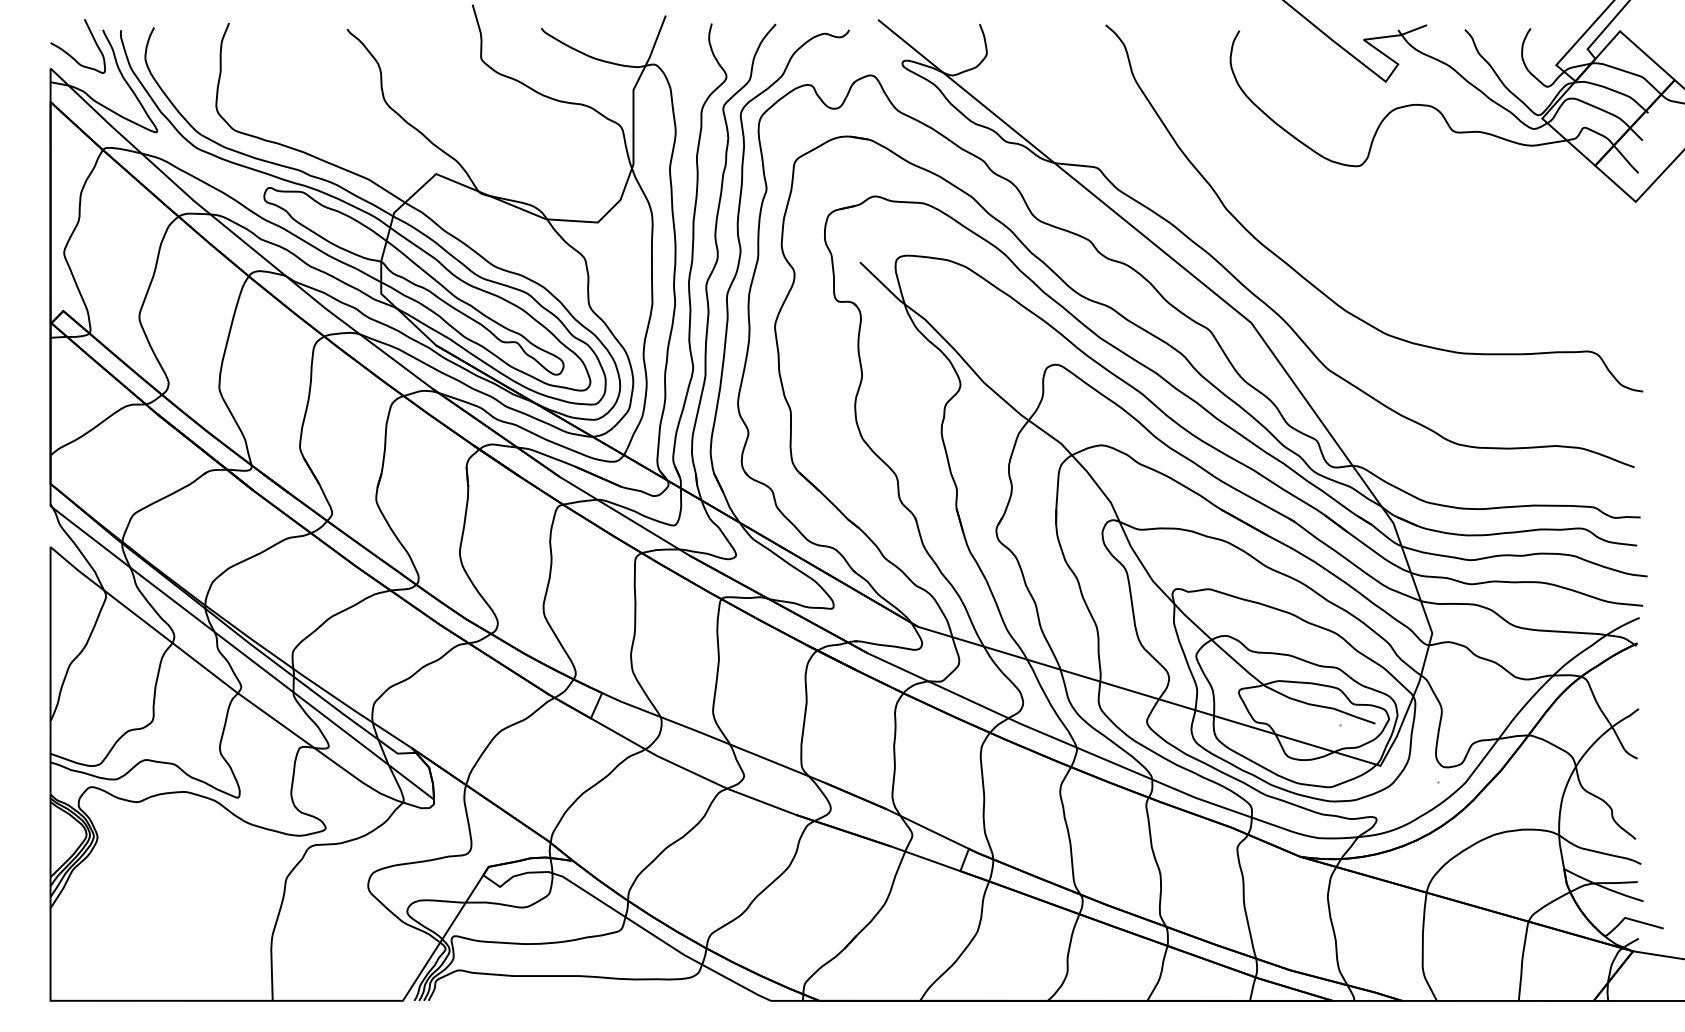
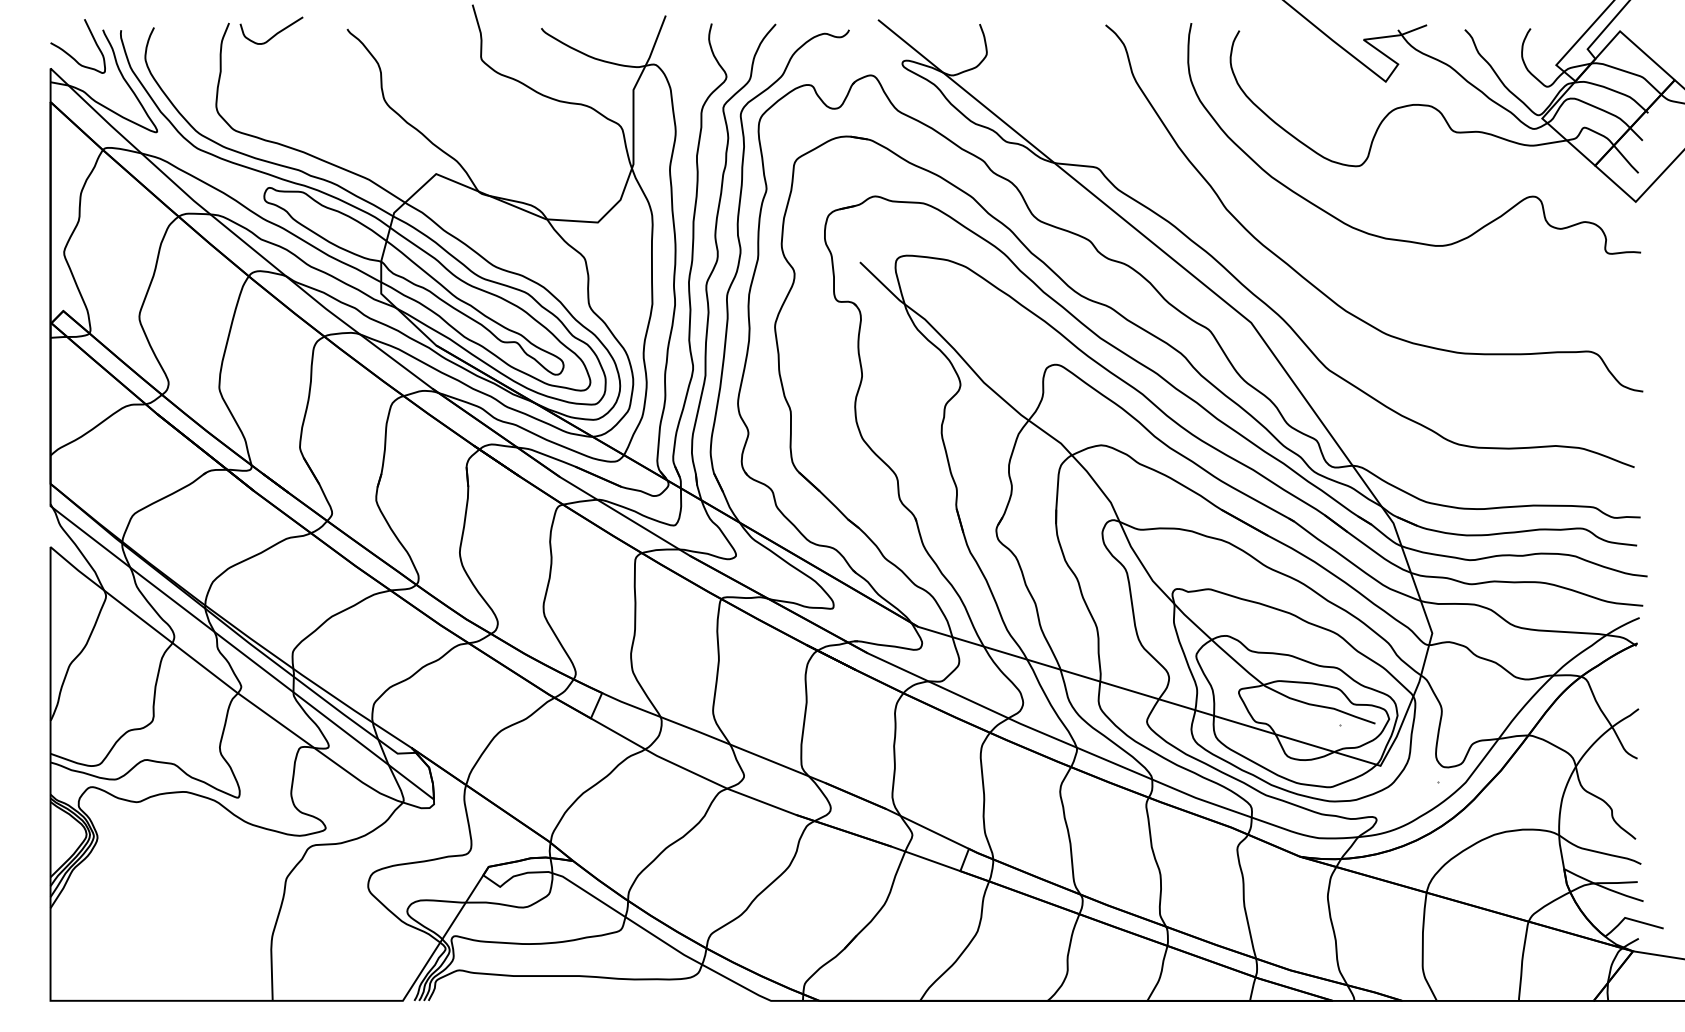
curve: none -> present (275, 33)
curve: none -> present (1402, 239)
